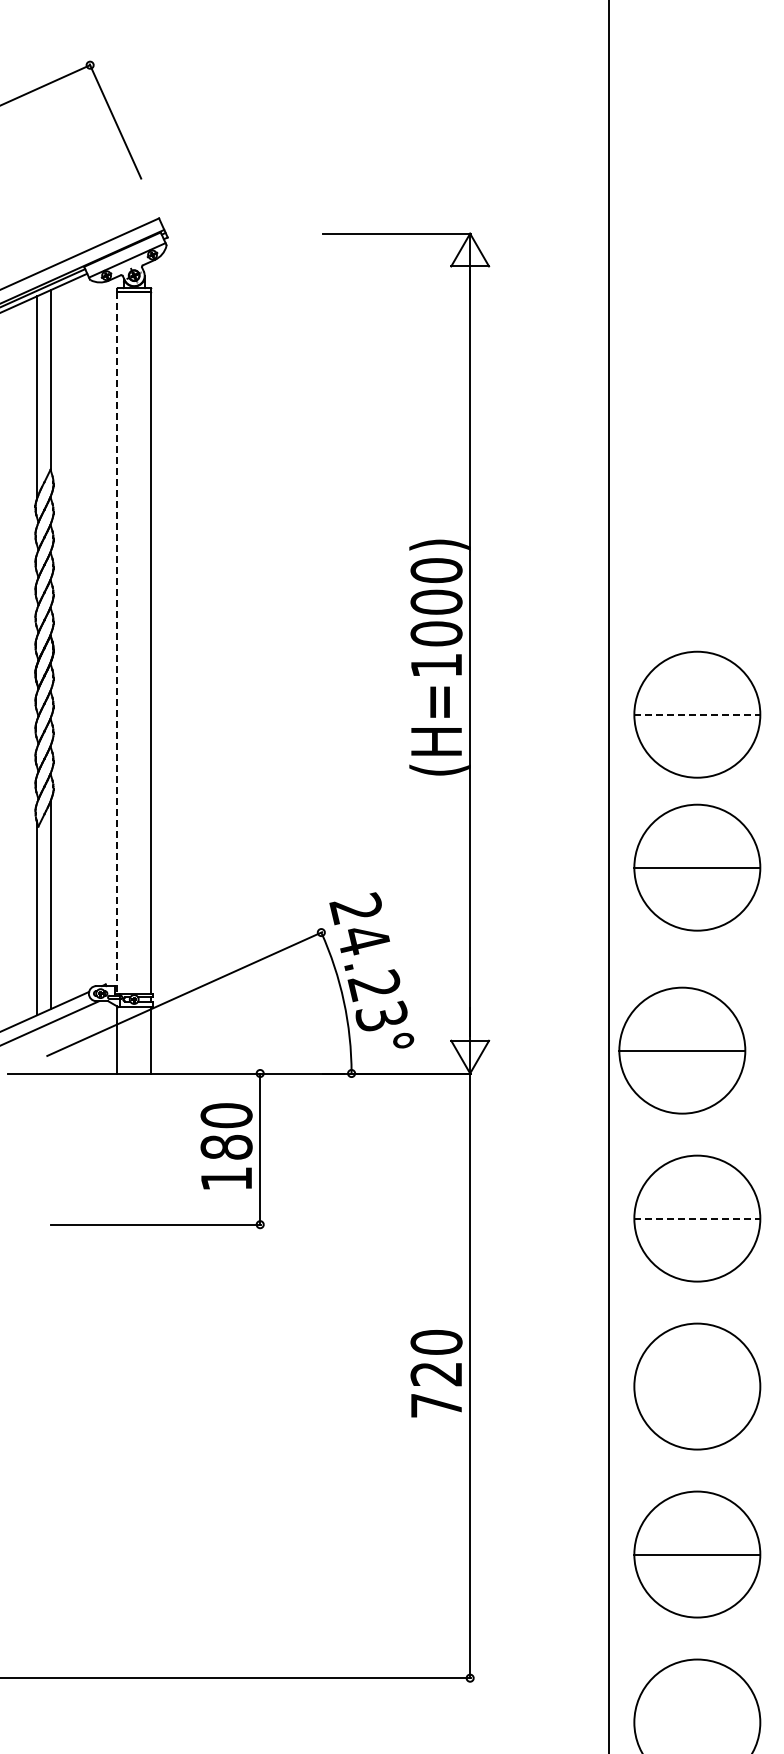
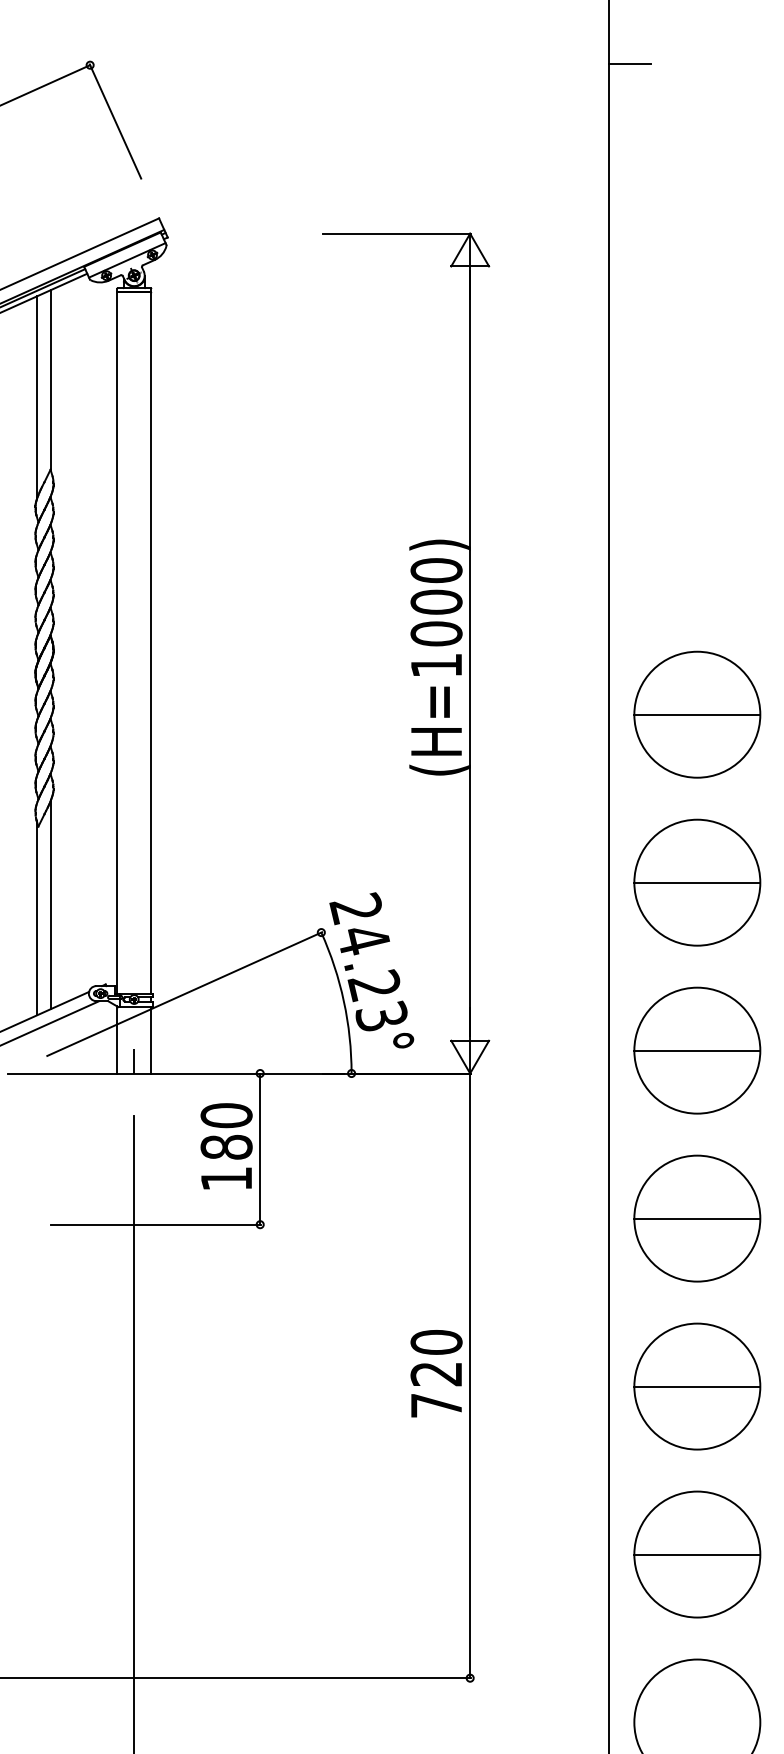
line: none -> present (630, 63)
line: dashed -> solid (117, 643)
line: dashed -> solid (697, 714)
part position: (697, 867) -> (697, 882) (697, 882)
part position: (682, 1050) -> (697, 1050) (697, 1050)
line: none -> present (134, 1060)
line: dashed -> solid (697, 1218)
line: none -> present (697, 1386)
line: none -> present (134, 1433)
